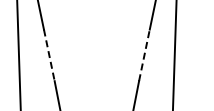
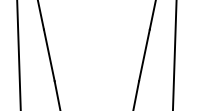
line: dashed -> solid (144, 54)
line: dashed -> solid (49, 55)
